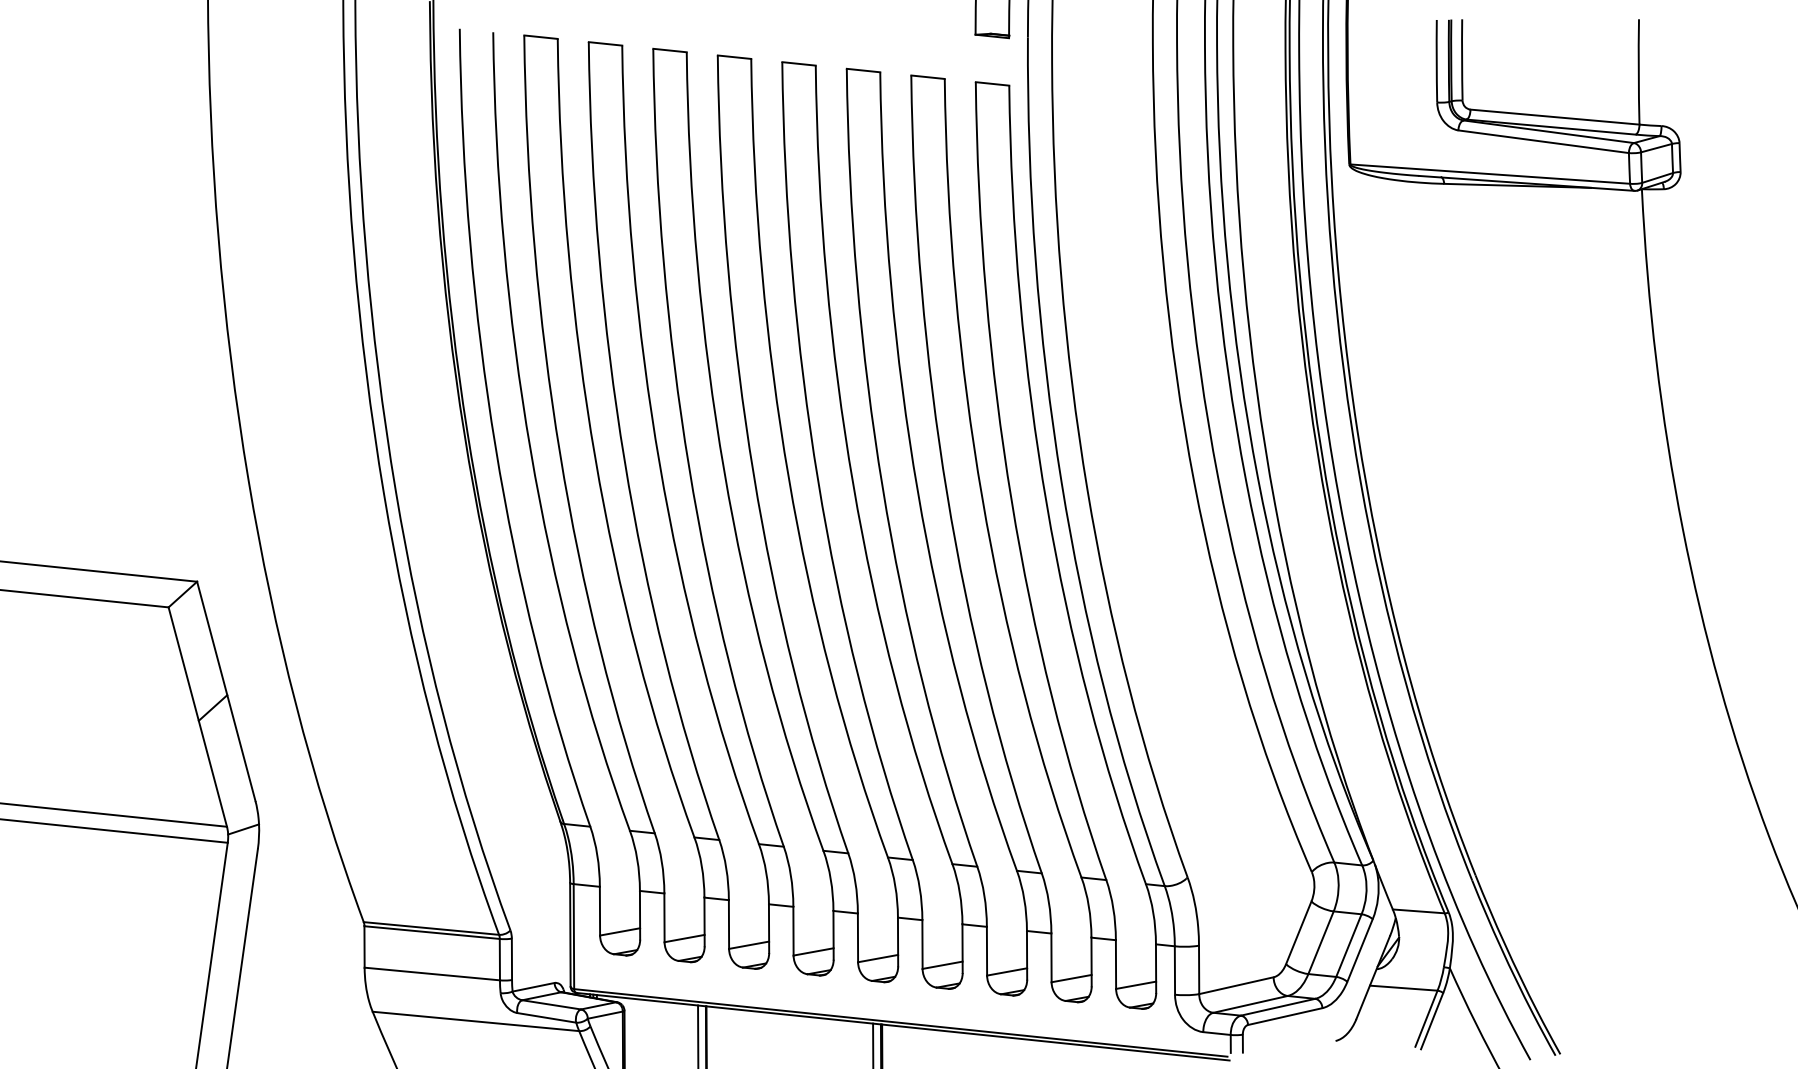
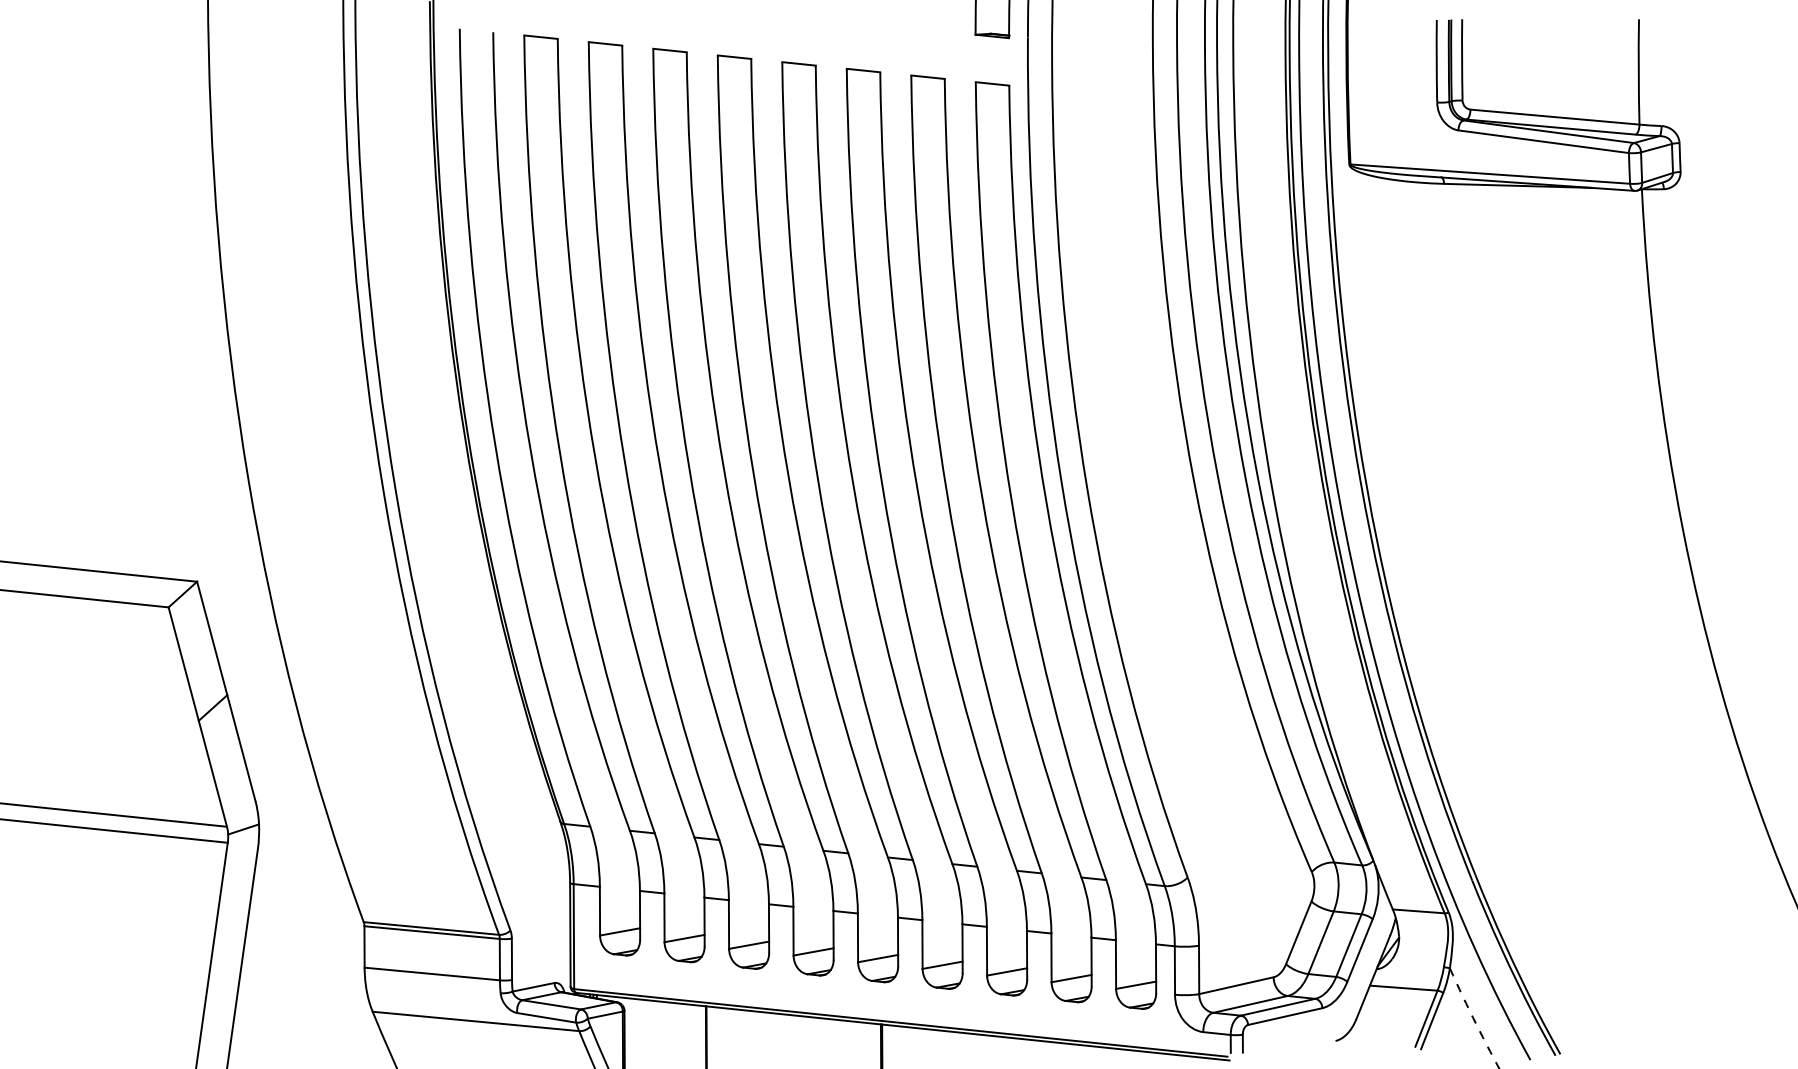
arc: solid -> dashed (1473, 1019)
line: present -> none (698, 1035)
line: present -> none (873, 1044)
